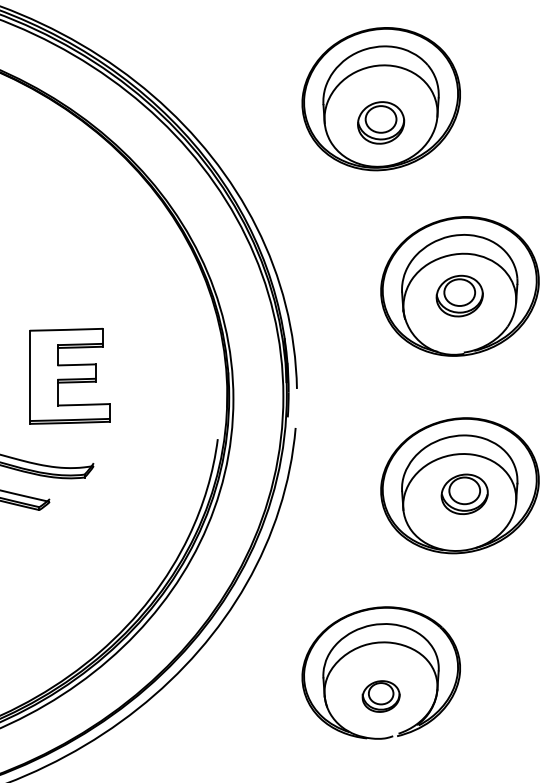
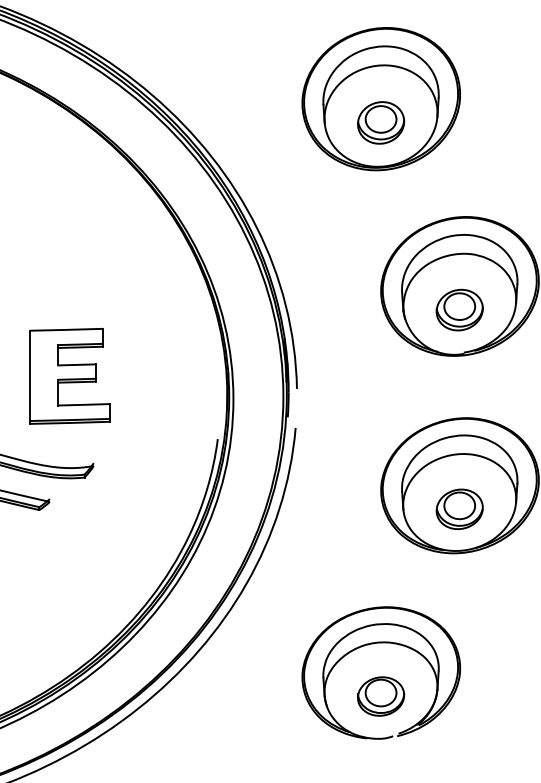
part position: (459, 295) -> (459, 309) (459, 309)
part position: (464, 493) -> (459, 508) (459, 508)
part size: 40x33 px -> 49x41 px (381, 696)
